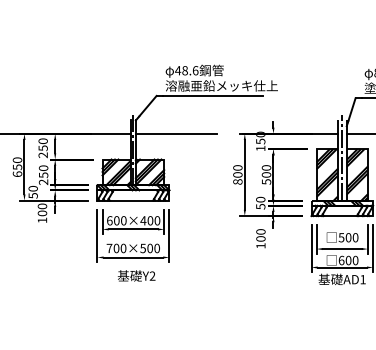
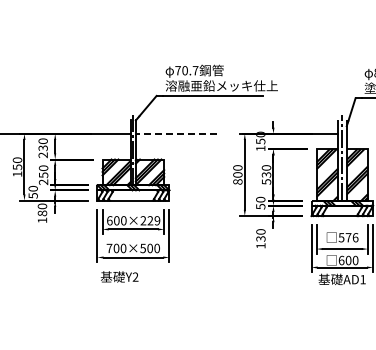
text: 48.6 -> 70.7 (186, 70)
line: solid -> dashed (175, 133)
line: present -> none (359, 133)
text: 250 -> 230 (42, 147)
text: 650 -> 150 (17, 173)
text: 500 -> 530 (266, 174)
text: 100 -> 180 (42, 213)
text: 600×400 -> 600×229 (150, 220)
text: 500 -> 576 (351, 237)
text: 100 -> 130 (260, 238)
text position: (136, 275) -> (119, 276) (119, 276)
